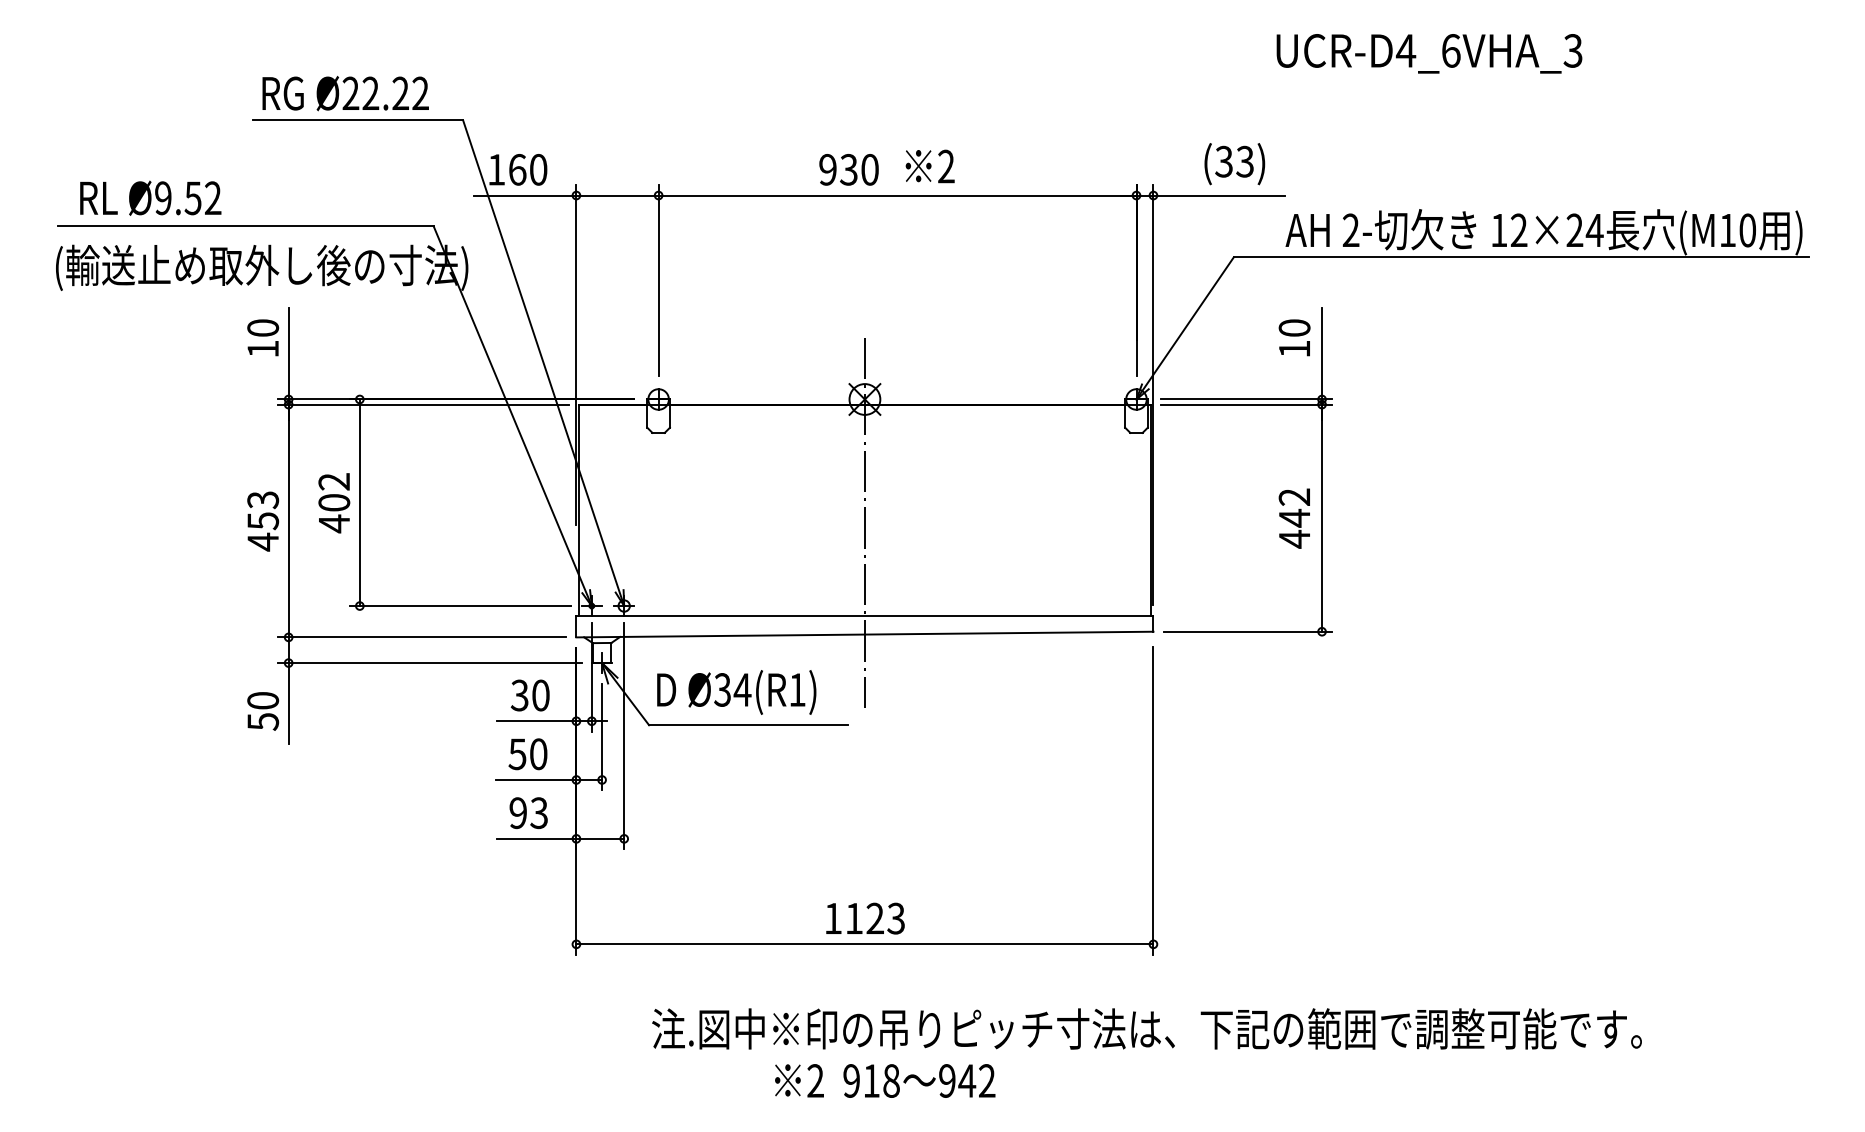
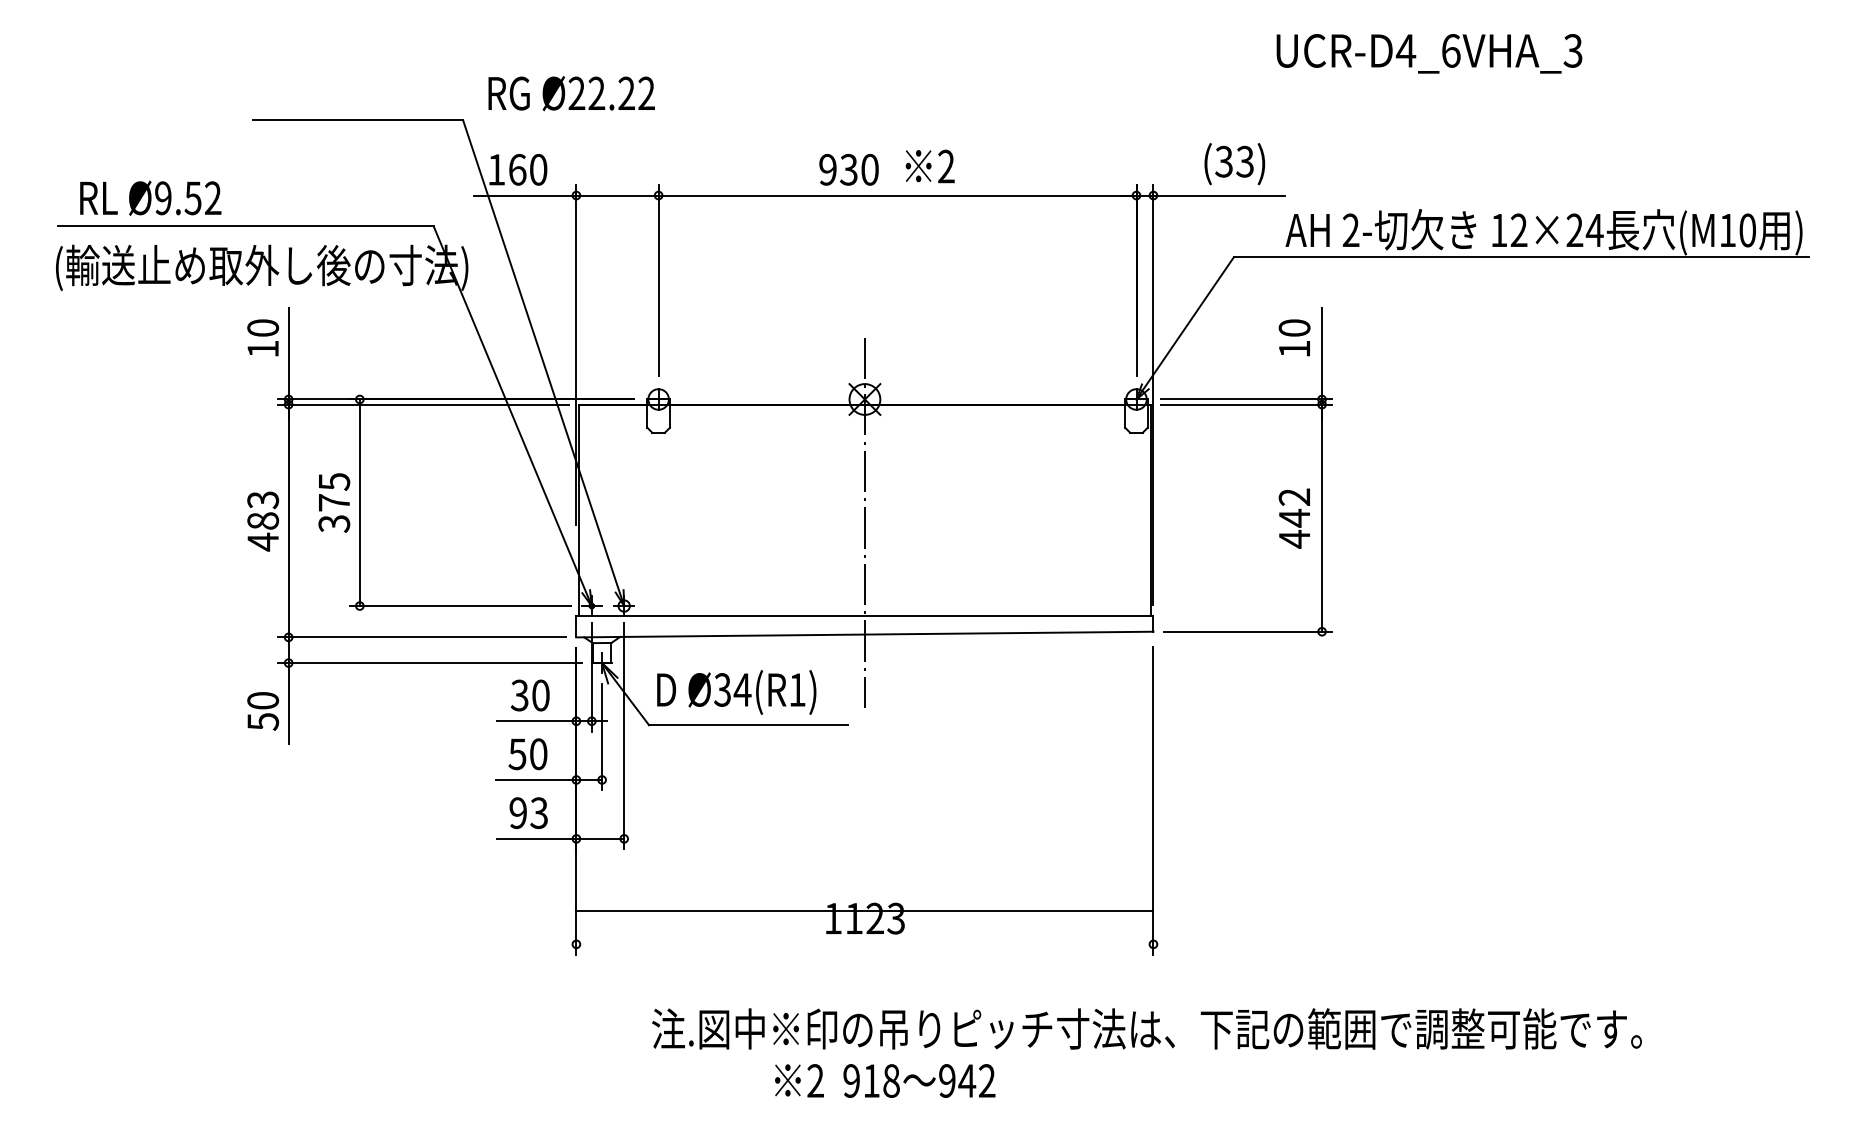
text position: (345, 93) -> (571, 93) (571, 93)
text: 402 -> 375 (334, 503)
text: 453 -> 483 (262, 521)
line position: (864, 944) -> (864, 911) (864, 911)
